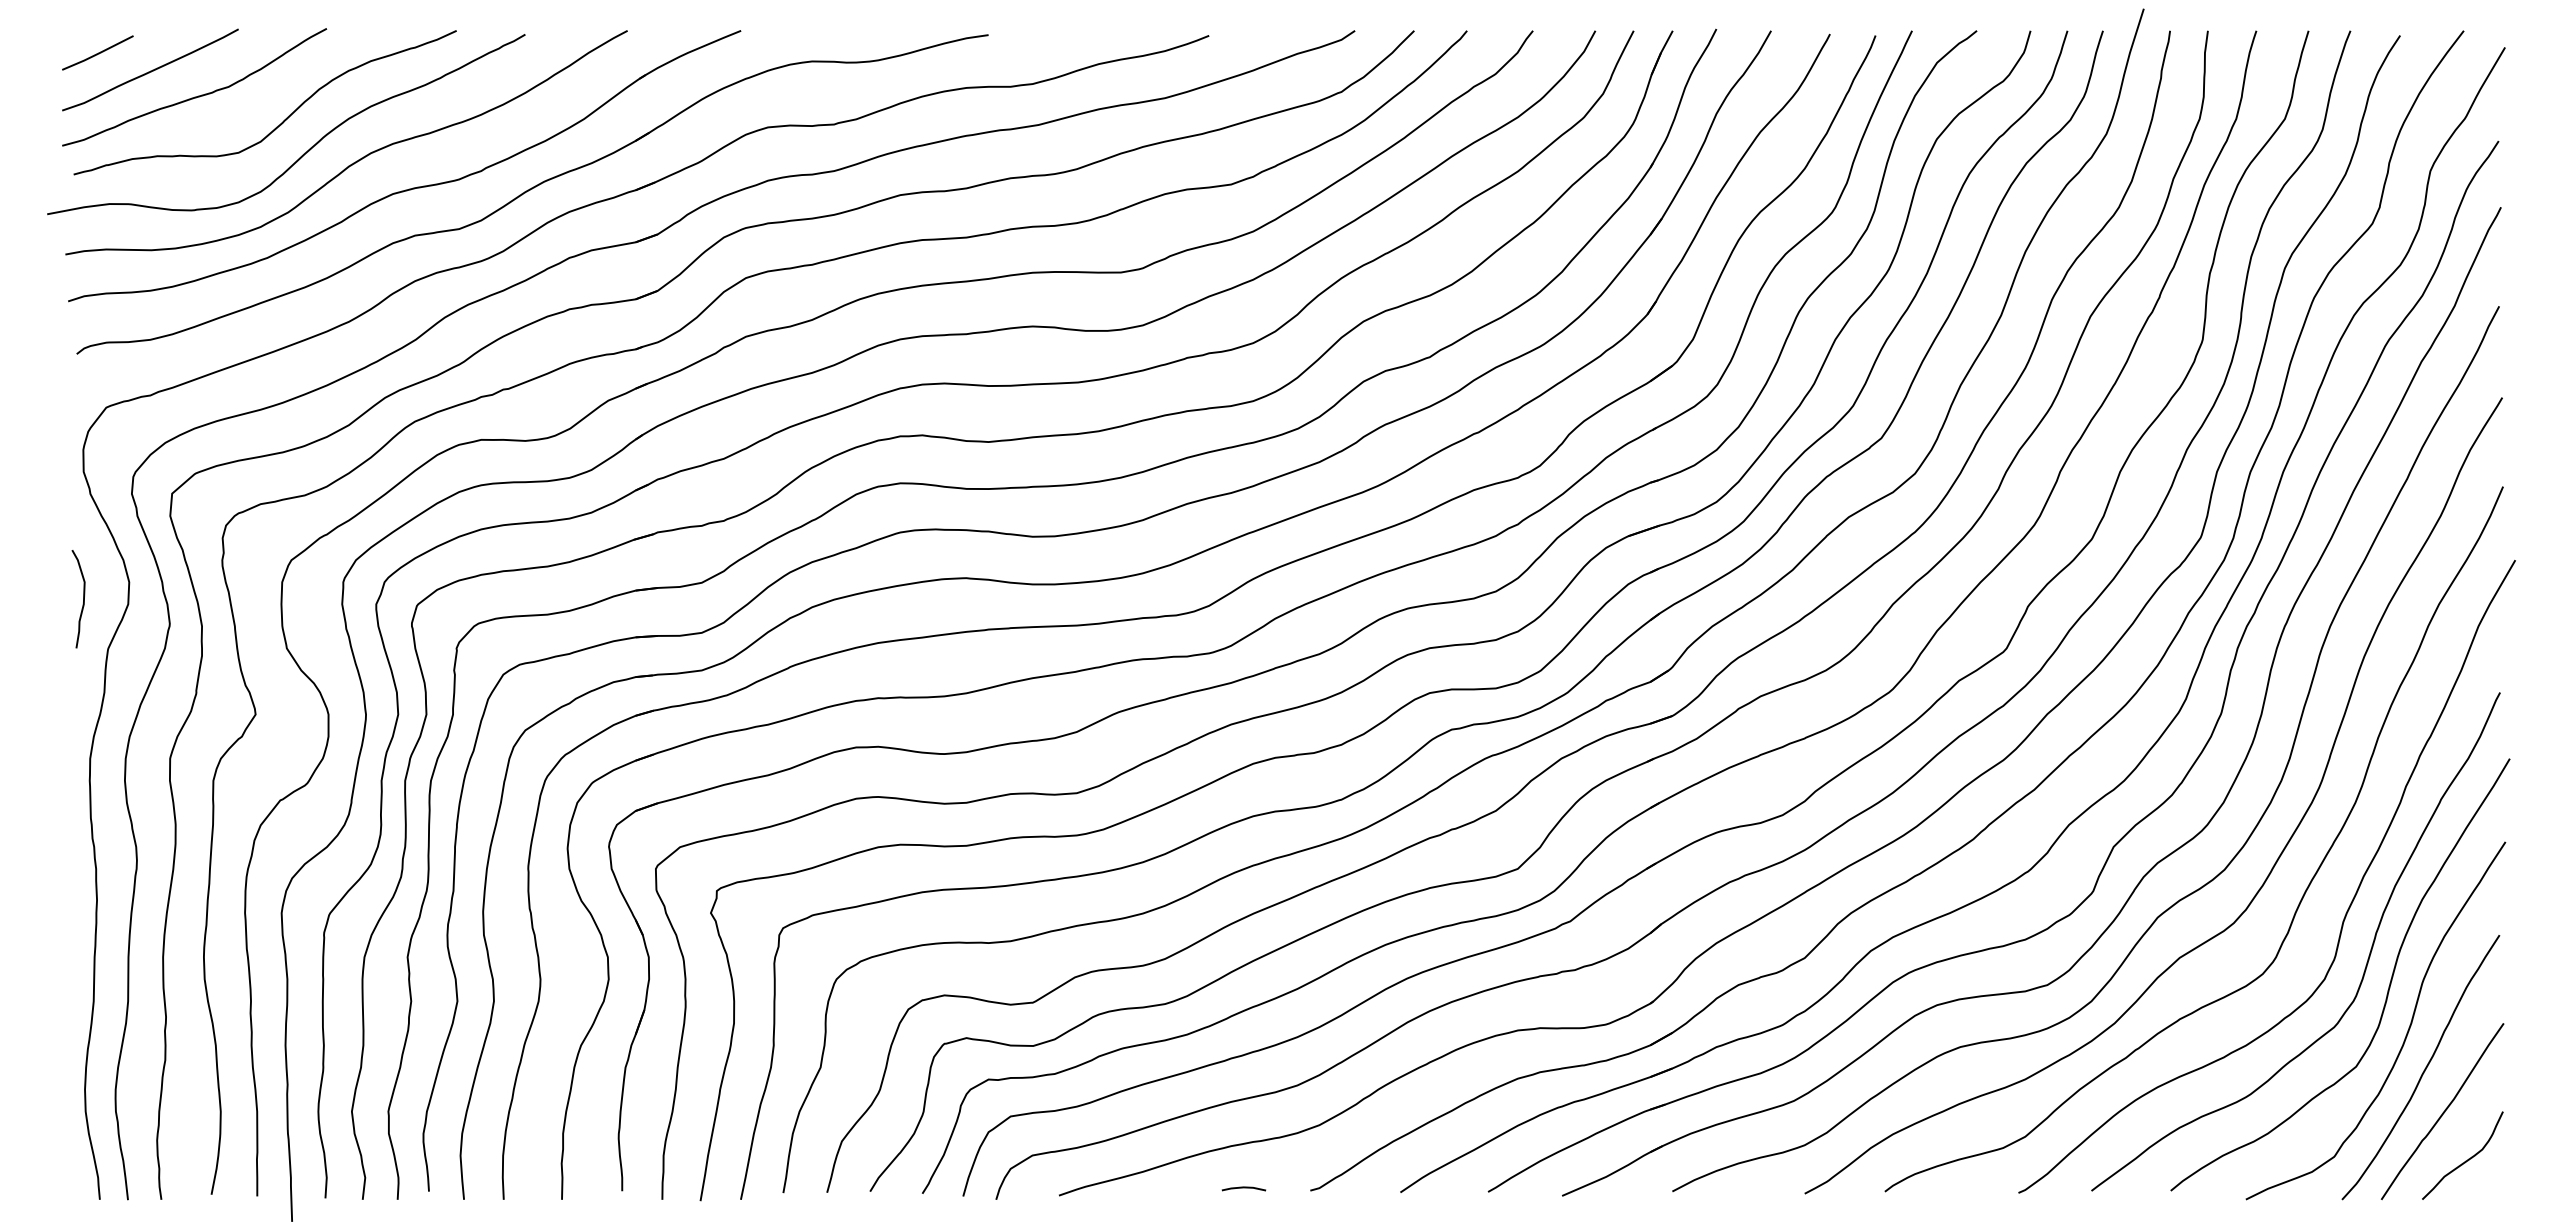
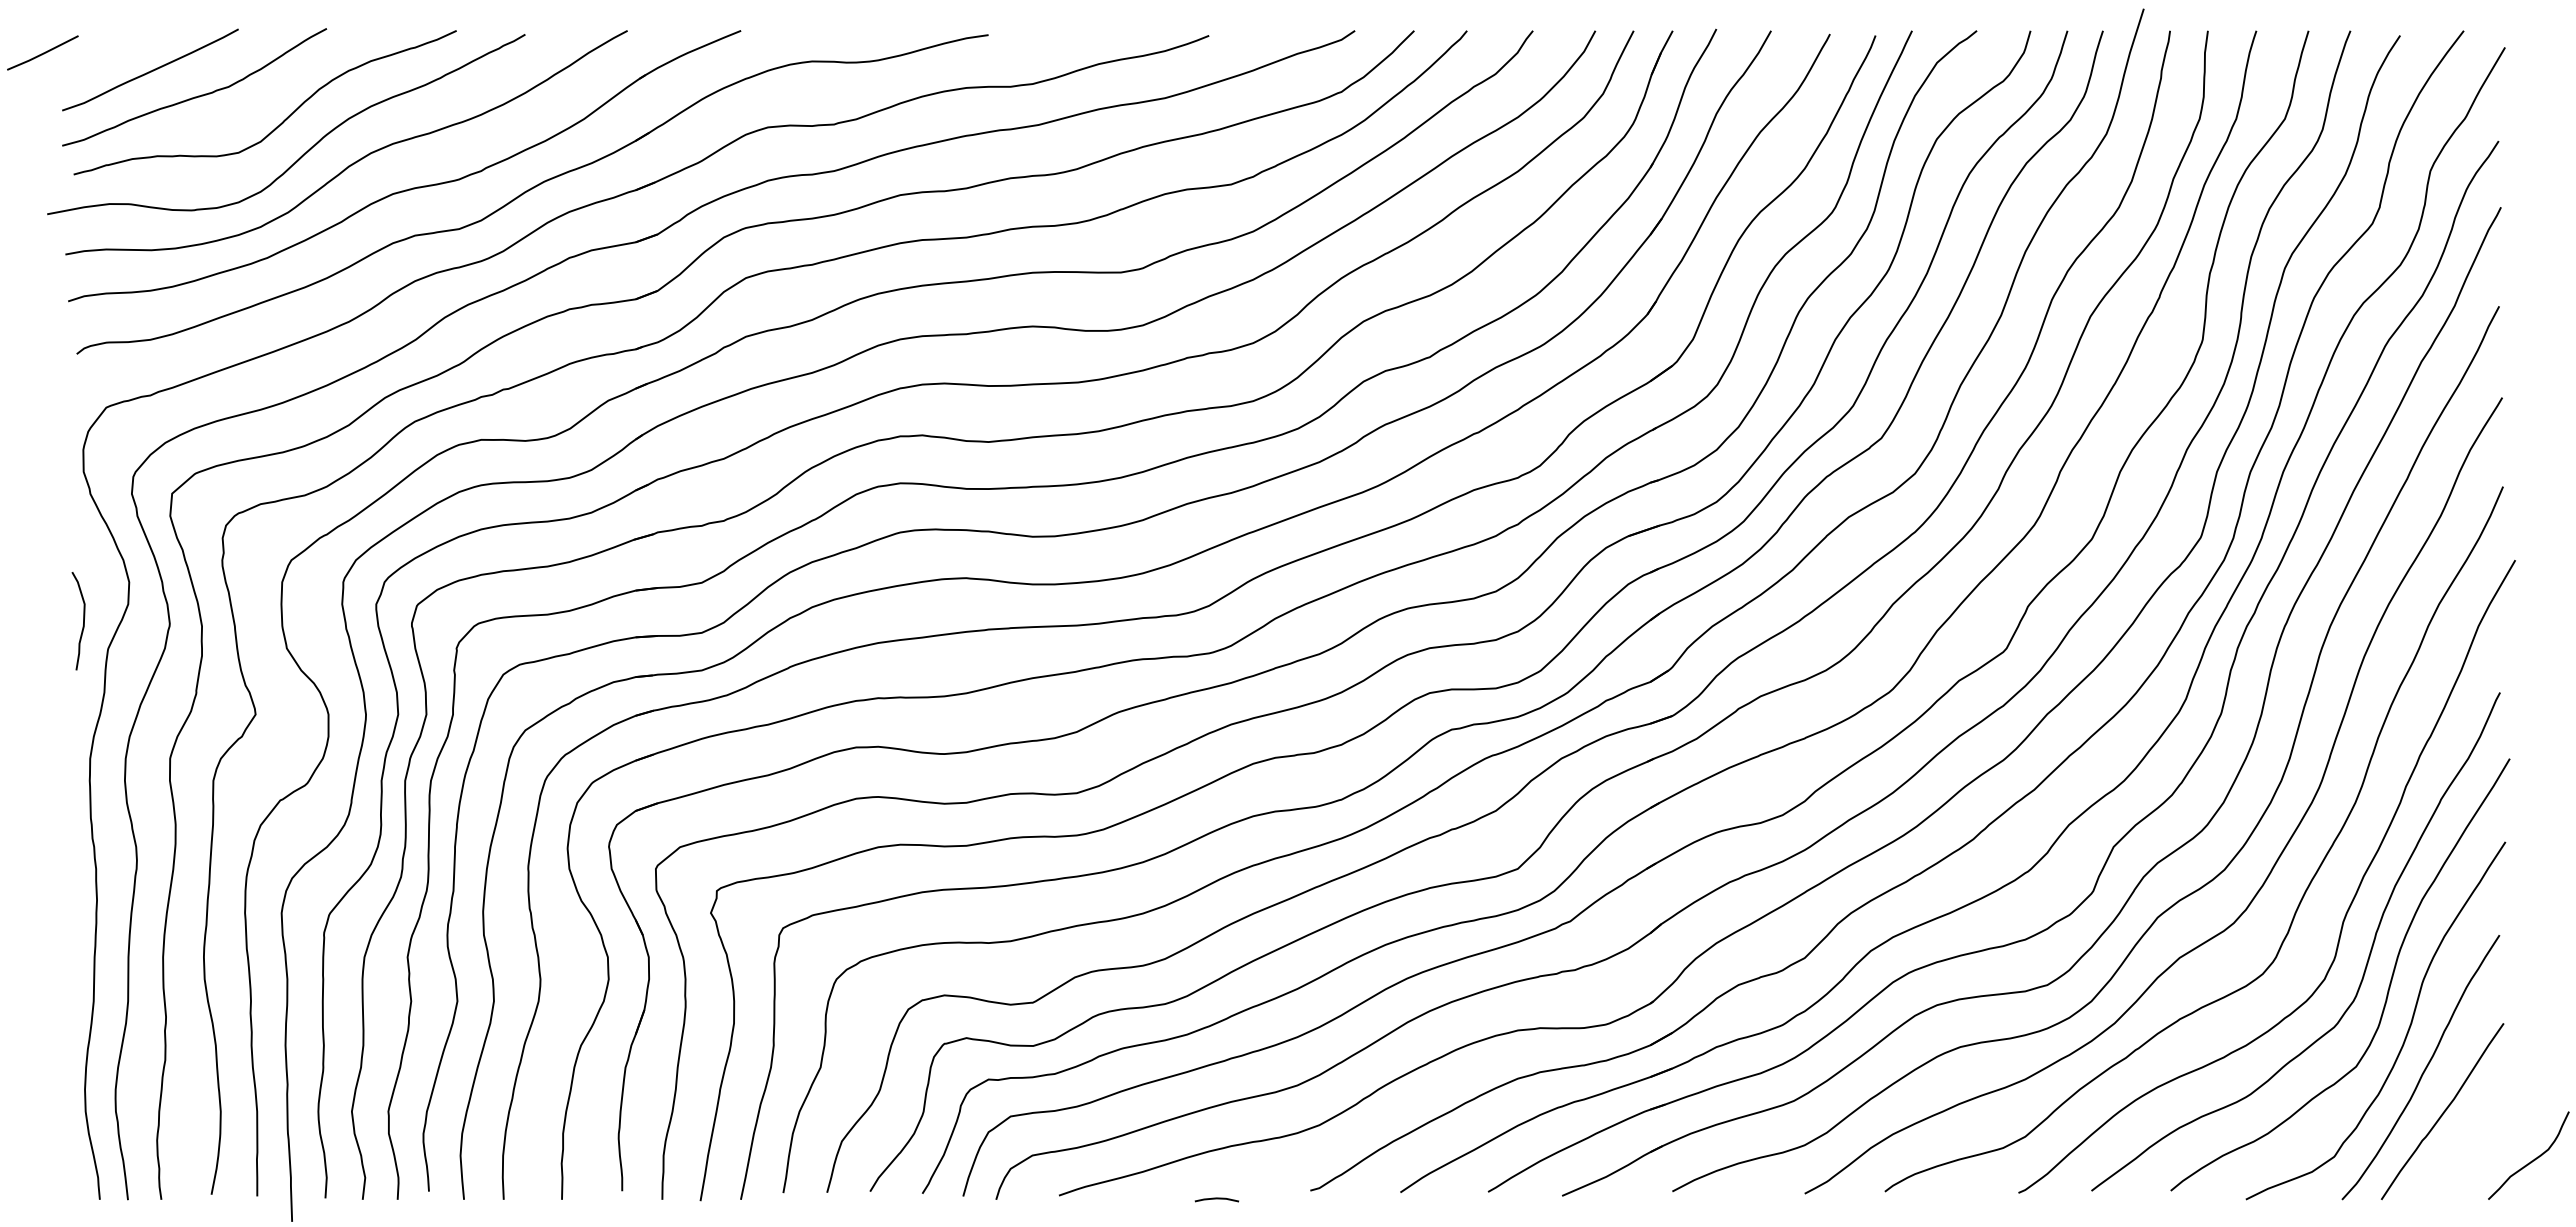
line position: (98, 52) -> (43, 52) (43, 52)
curve position: (83, 599) -> (83, 621) (83, 621)
curve position: (2465, 1160) -> (2531, 1160) (2531, 1160)
line position: (1243, 1188) -> (1216, 1199) (1216, 1199)
